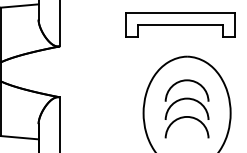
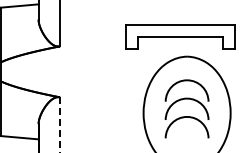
part position: (180, 24) -> (180, 36) (180, 36)
line: solid -> dashed (60, 125)
